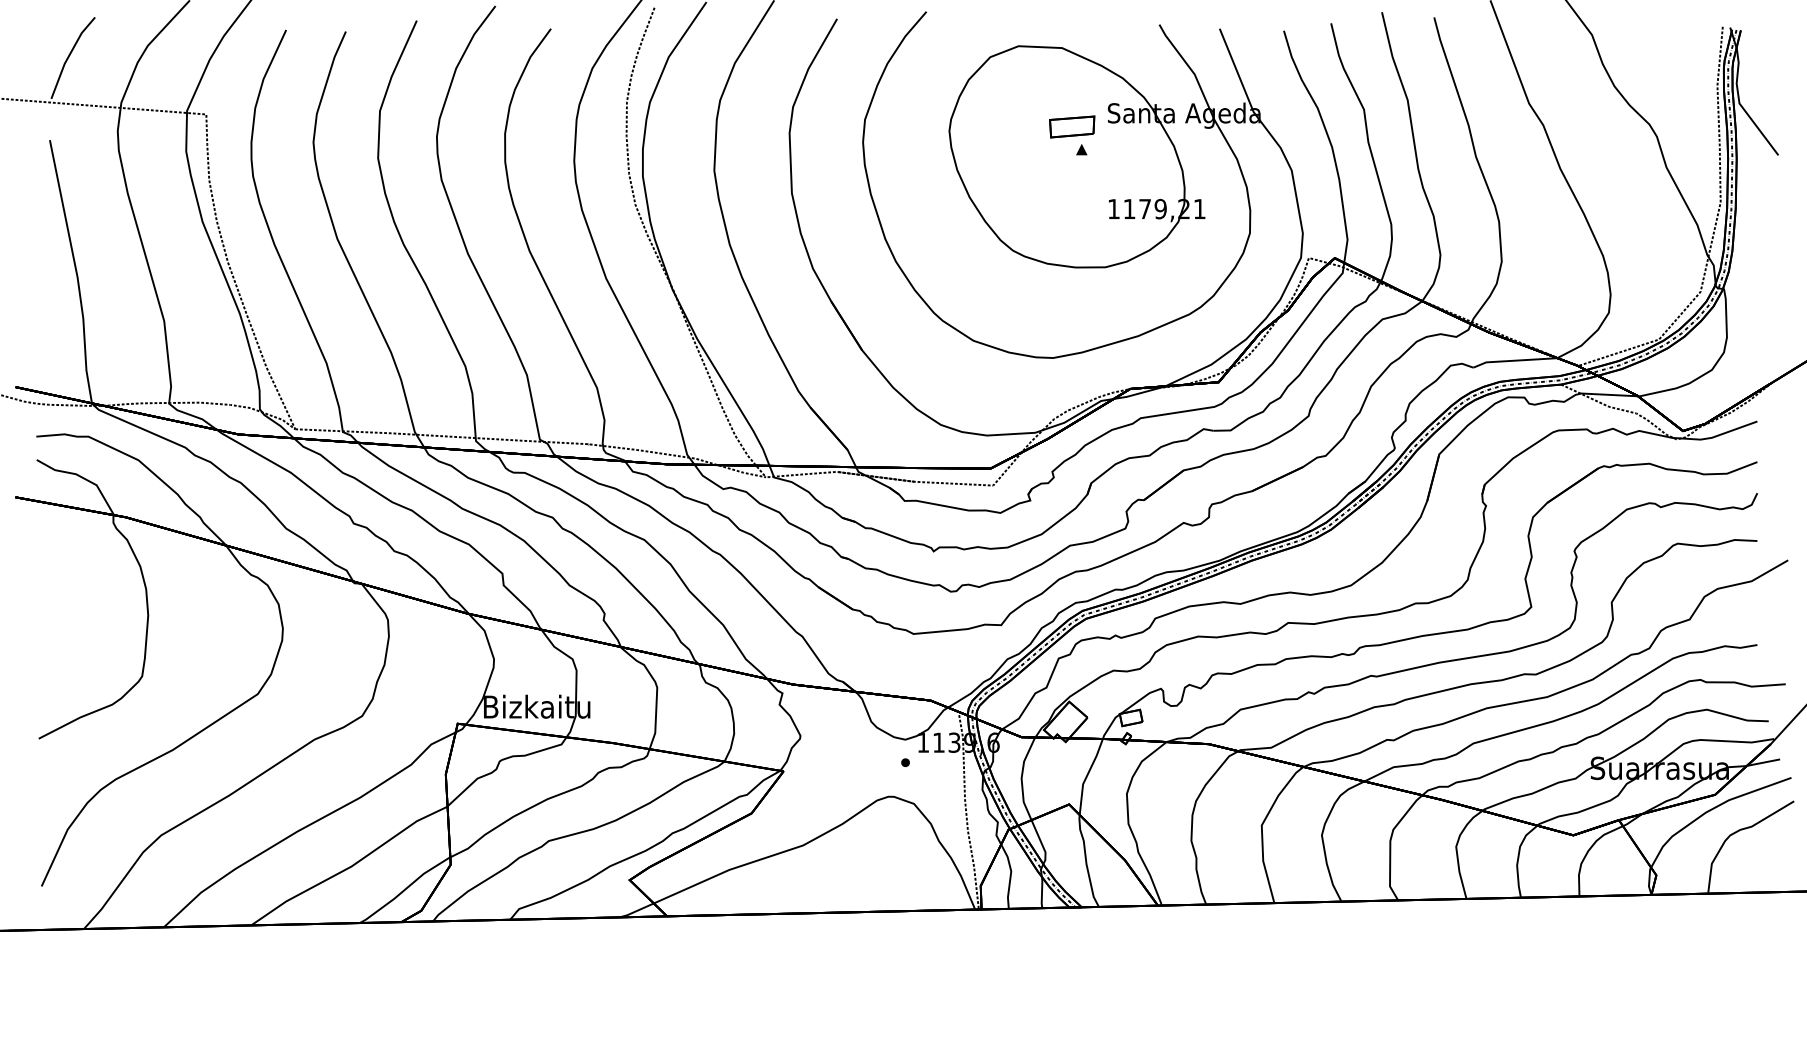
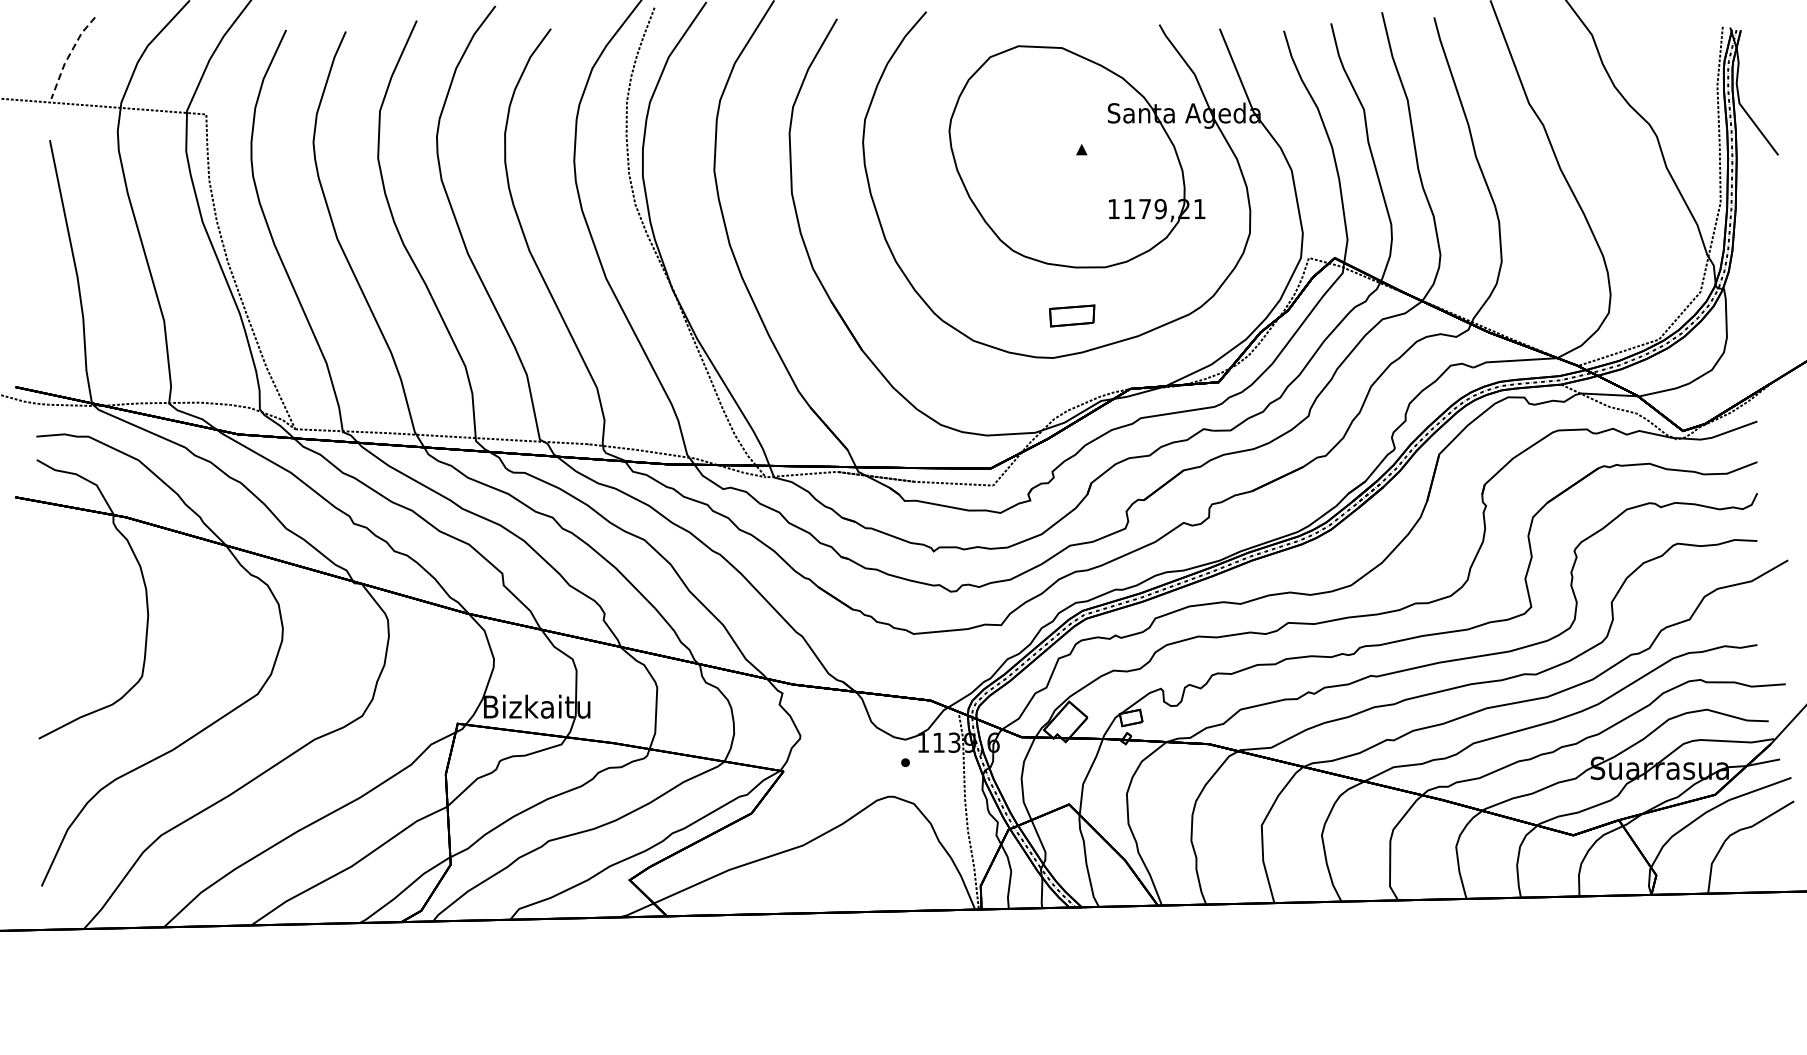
line: solid -> dashed (68, 56)
part position: (1072, 126) -> (1072, 315) (1072, 315)
